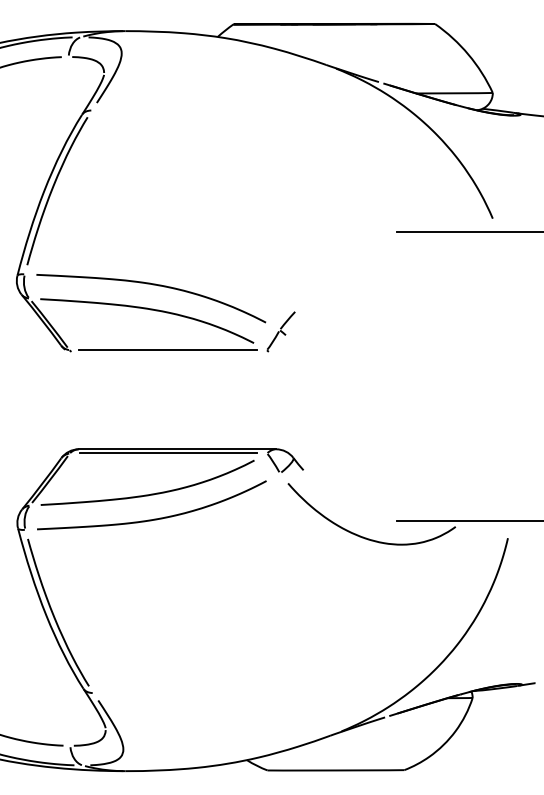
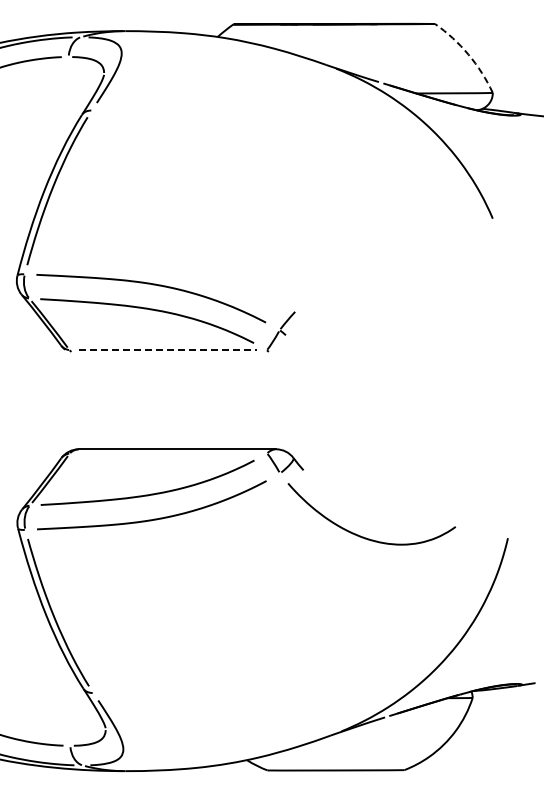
arc: solid -> dashed (468, 54)
line: present -> none (468, 232)
line: solid -> dashed (168, 350)
line: present -> none (168, 453)
line: present -> none (468, 520)
